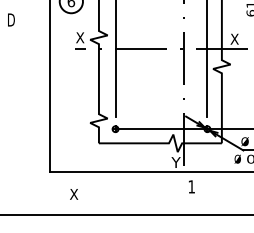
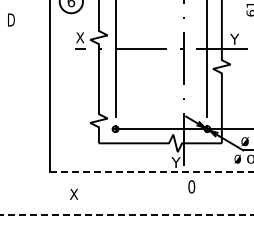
text: X -> Y (234, 38)
line: solid -> dashed (151, 171)
text: 1 -> 0 (191, 186)
line: solid -> dashed (127, 215)
